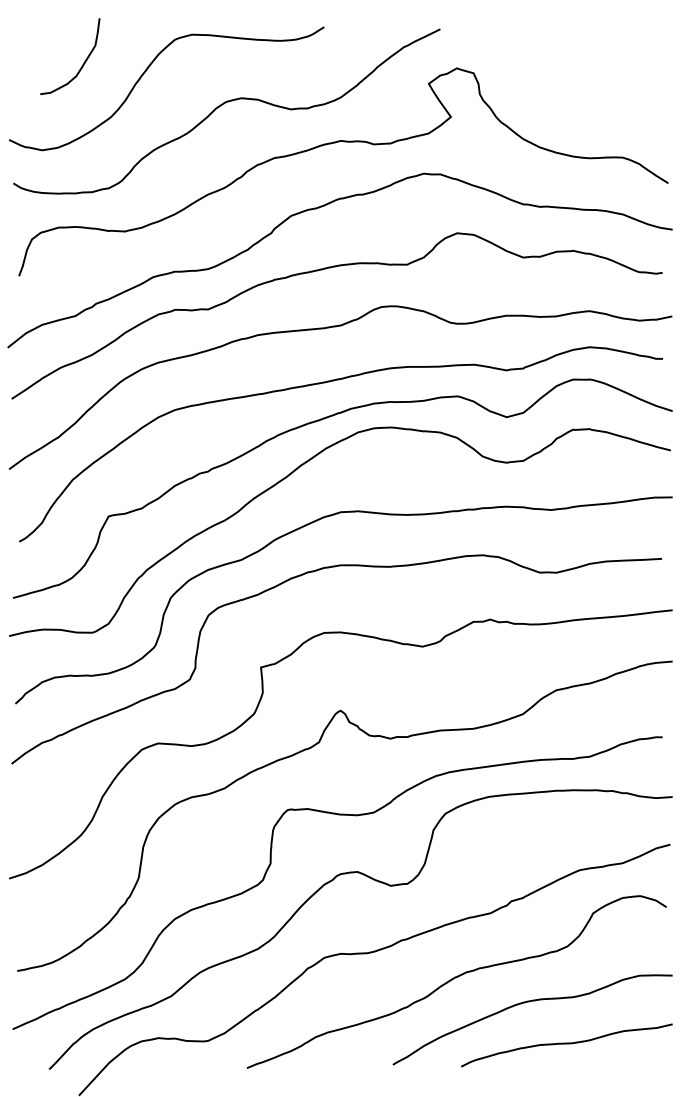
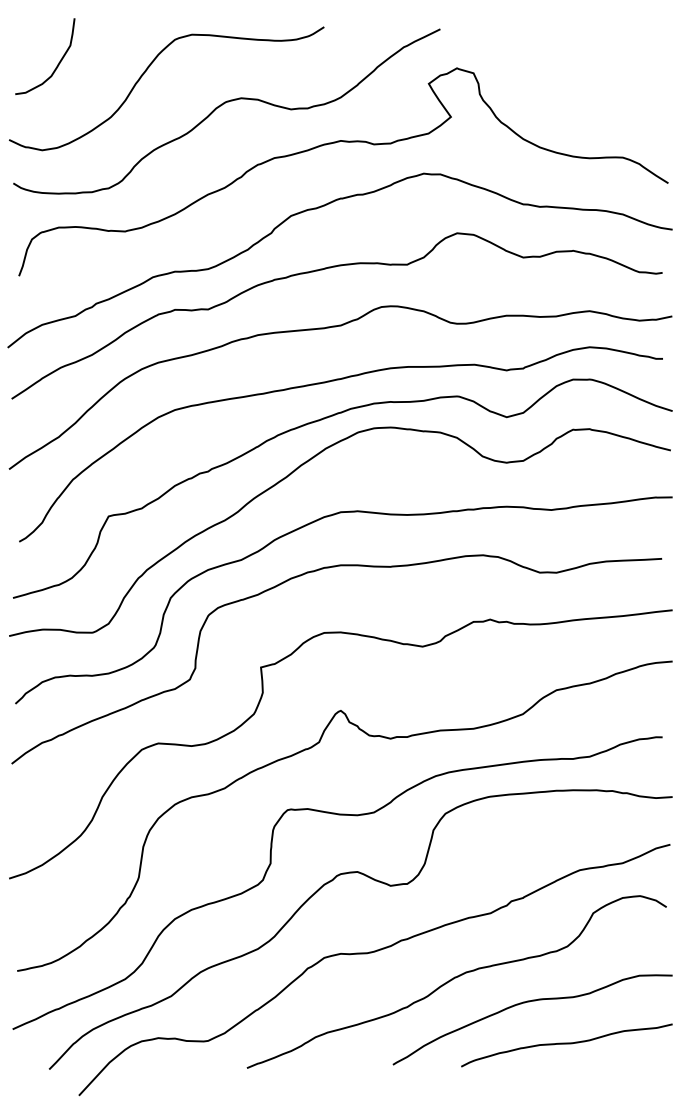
curve position: (83, 62) -> (58, 62) (58, 62)
